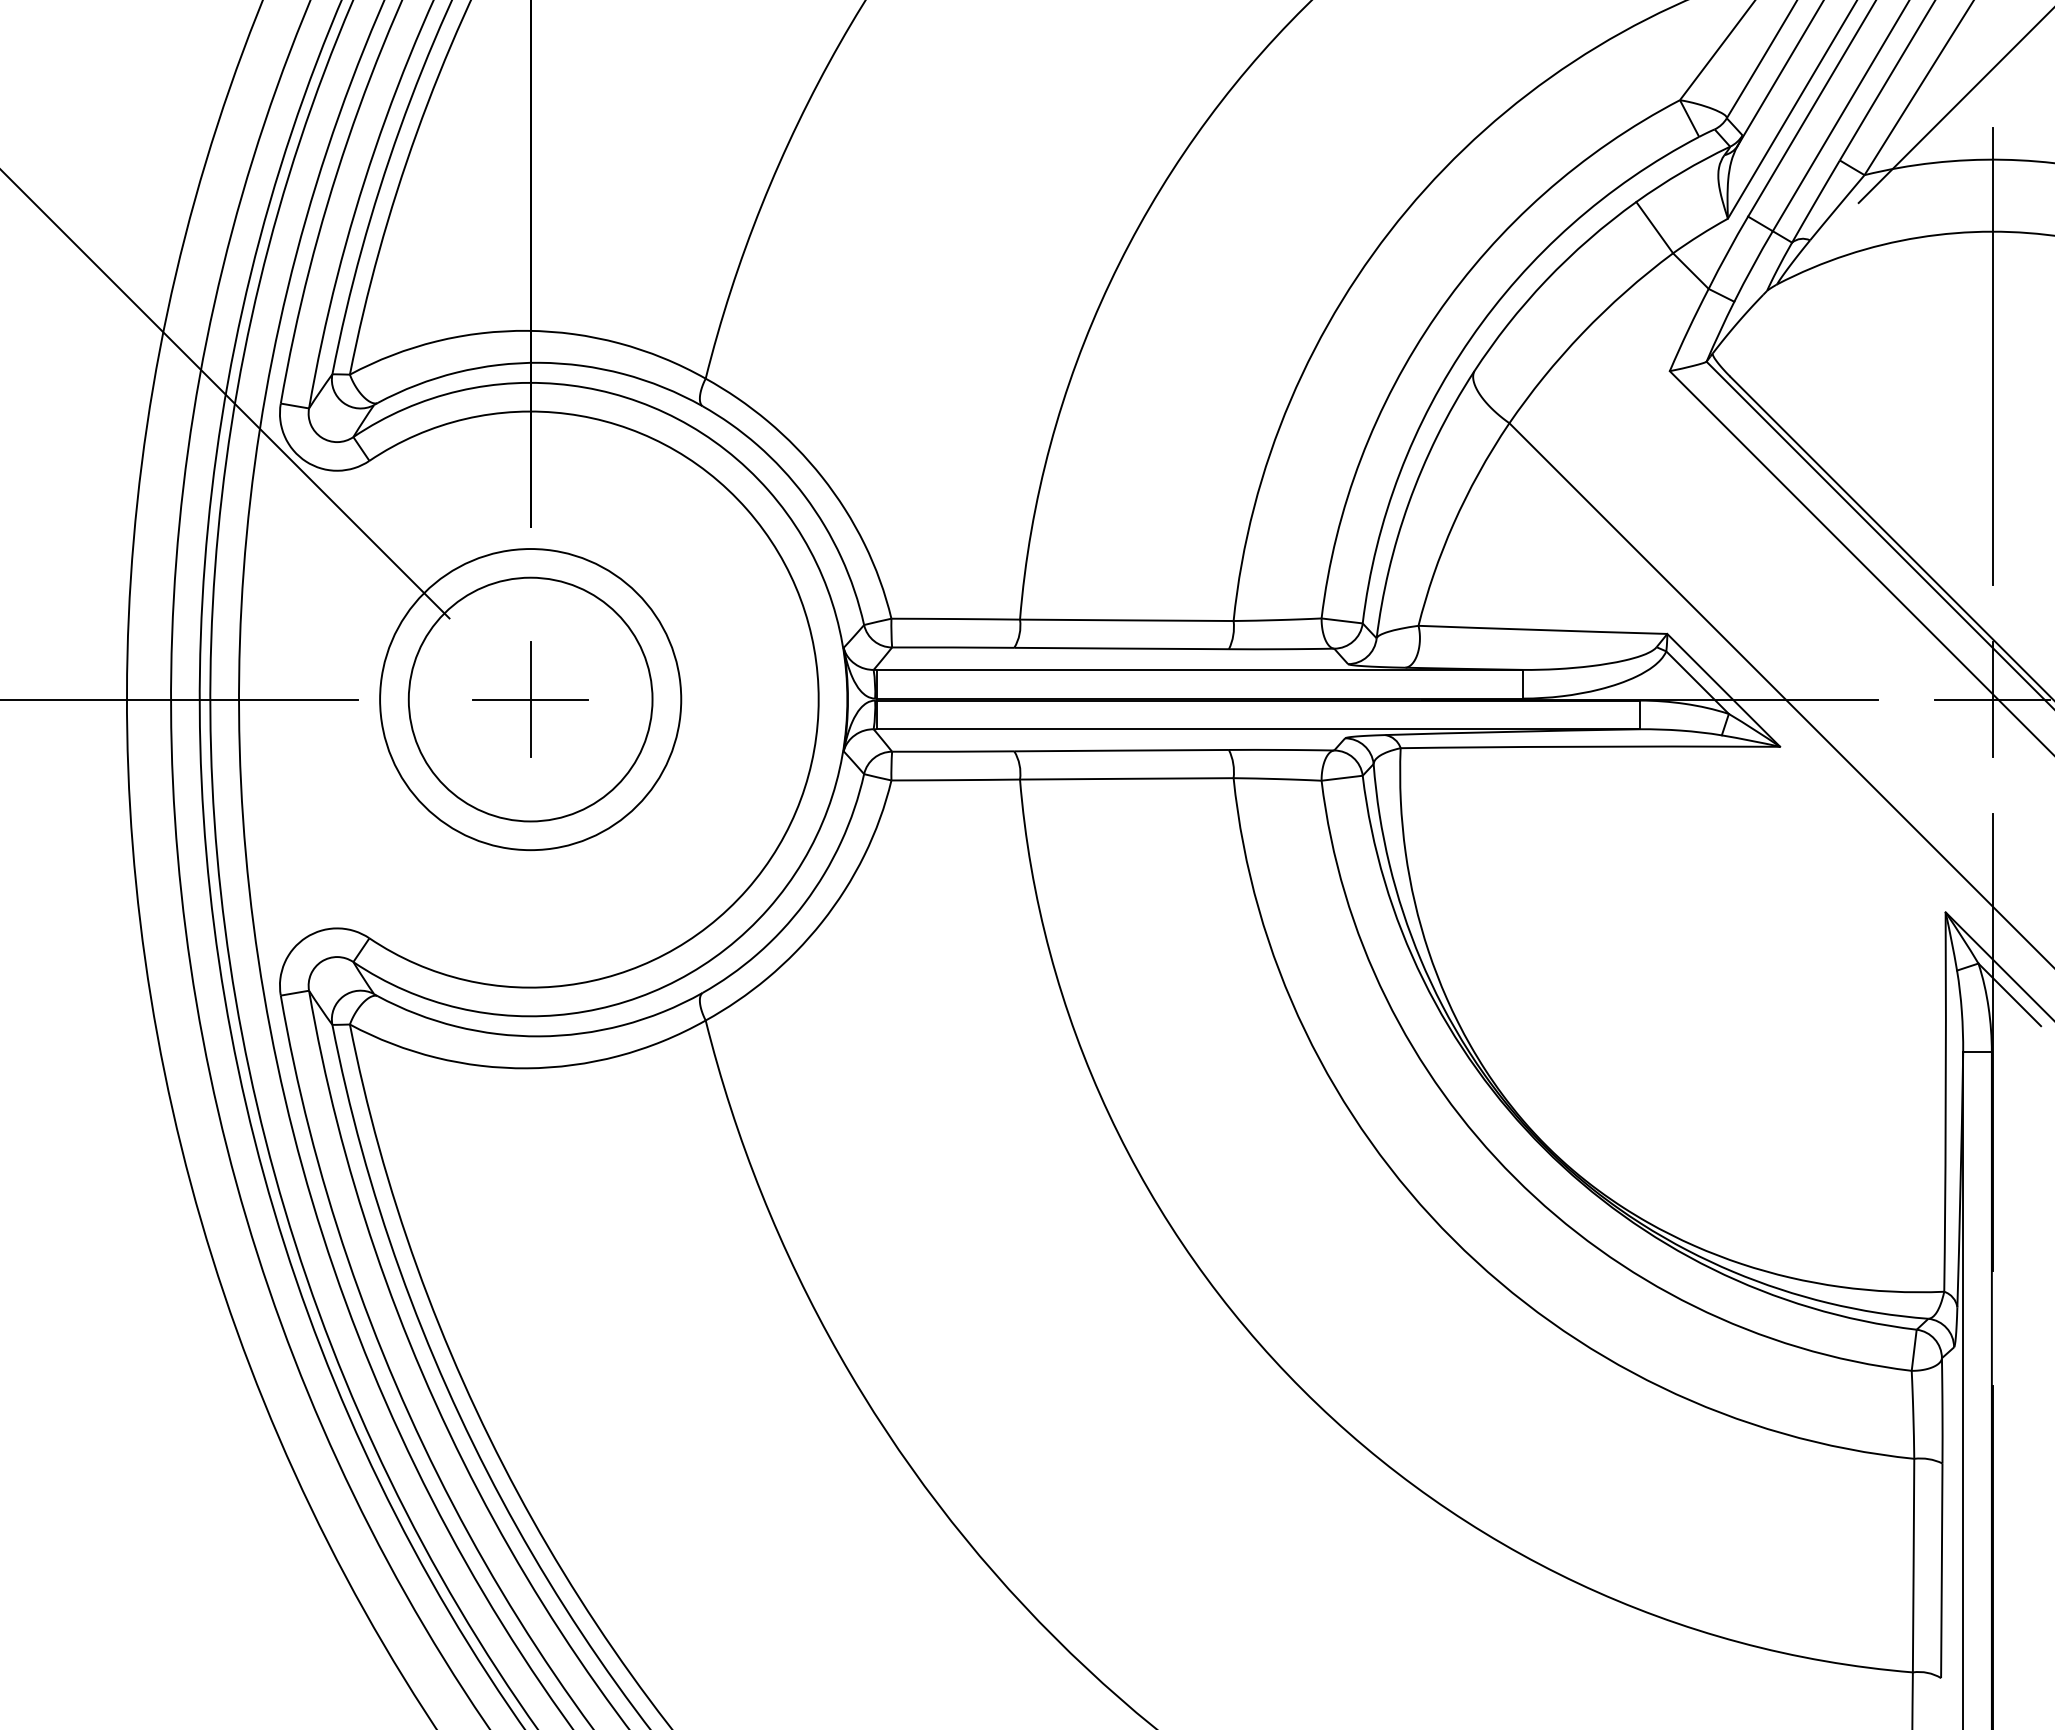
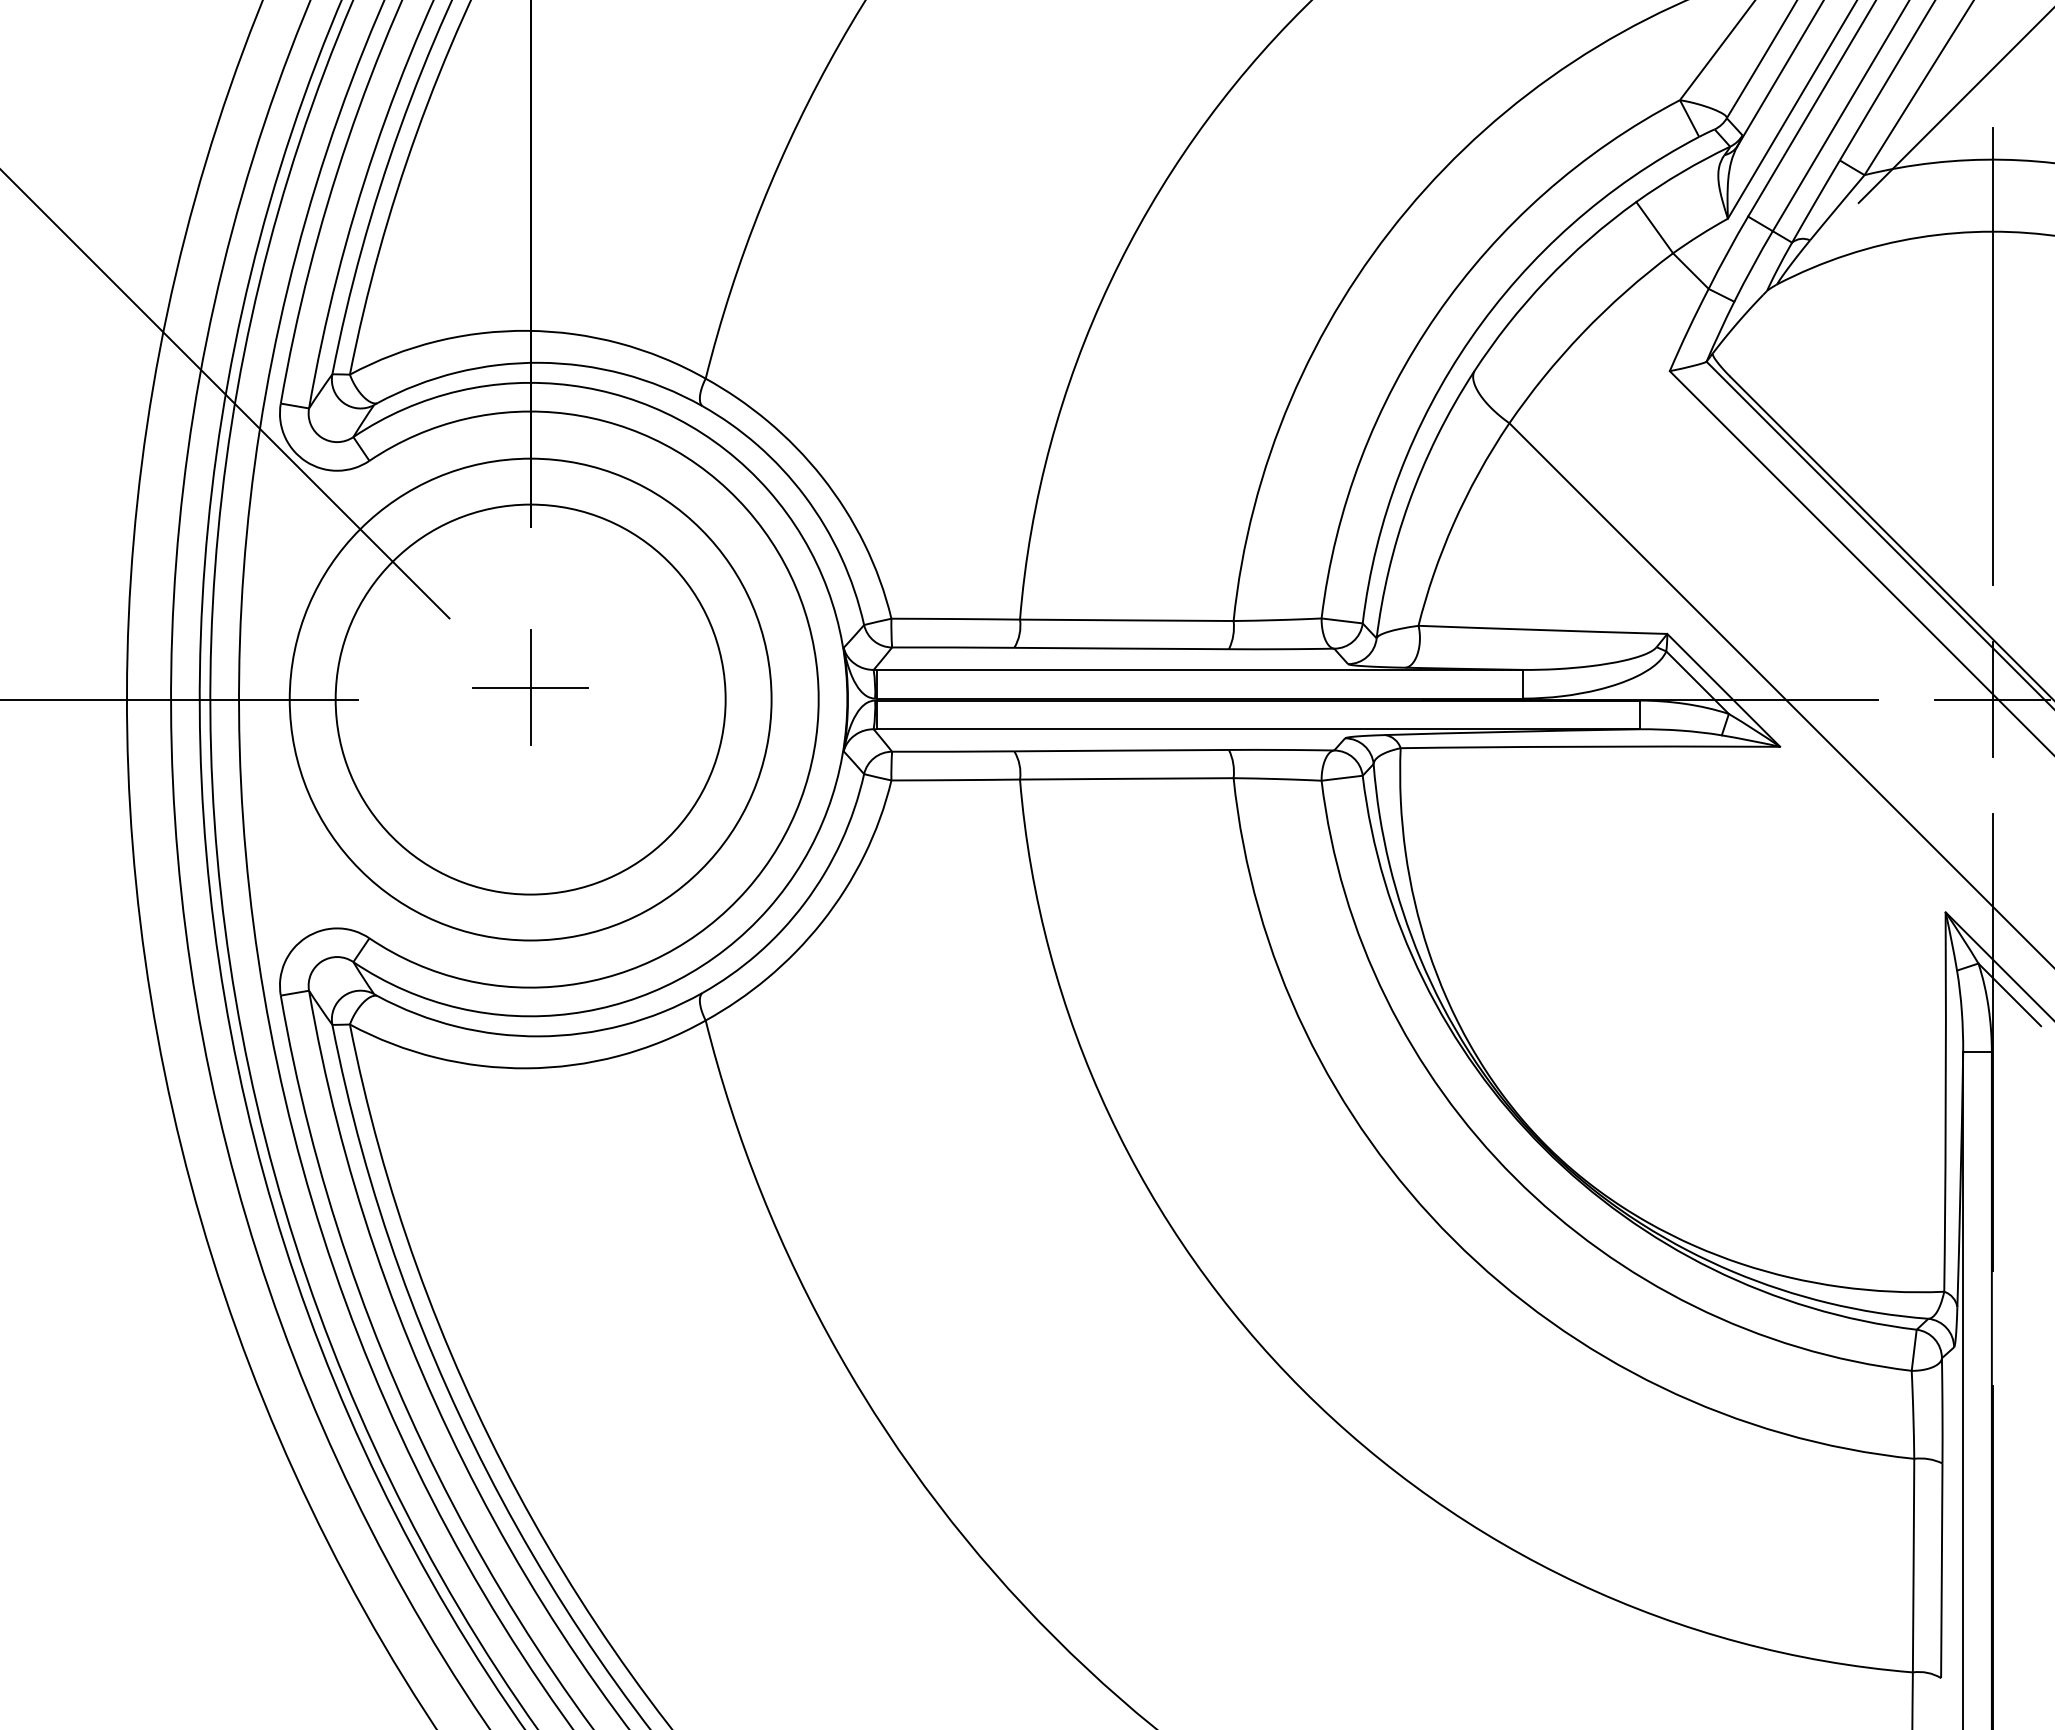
circle diameter: 244 px -> 390 px (530, 699)
circle diameter: 301 px -> 482 px (530, 699)
part position: (530, 699) -> (530, 687) (530, 687)
